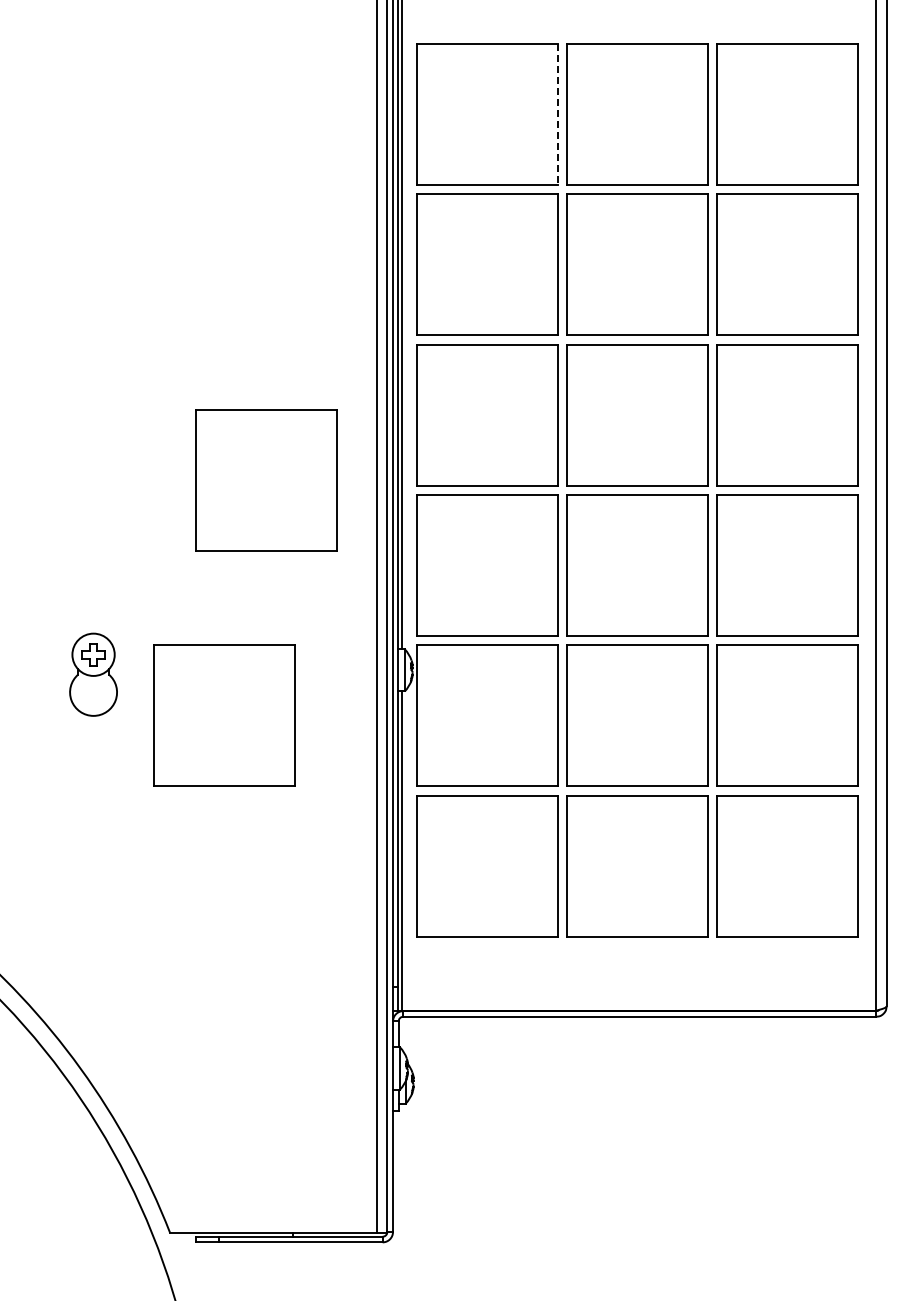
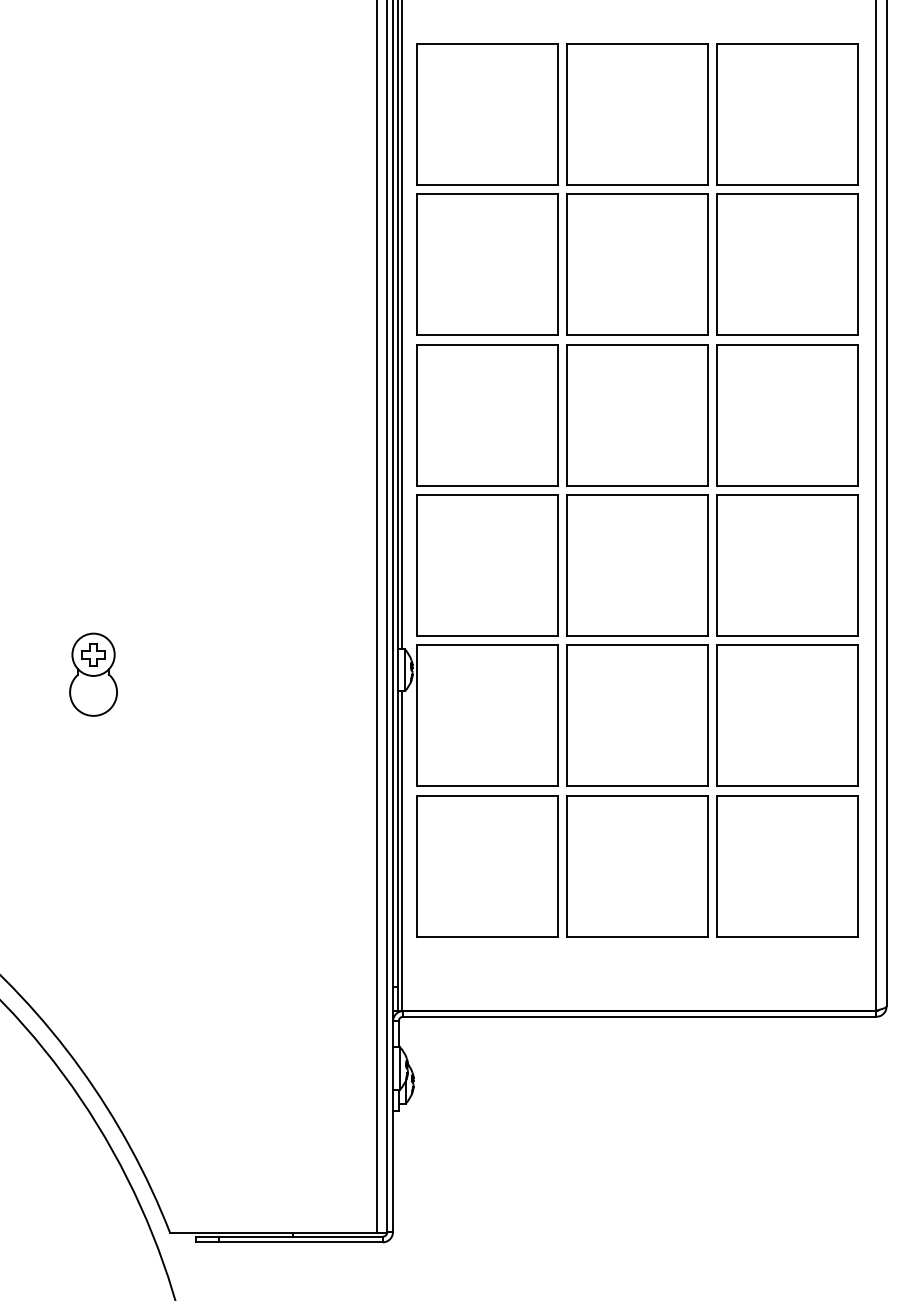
line: dashed -> solid (557, 114)
part: present -> none (266, 480)
part: present -> none (224, 715)
